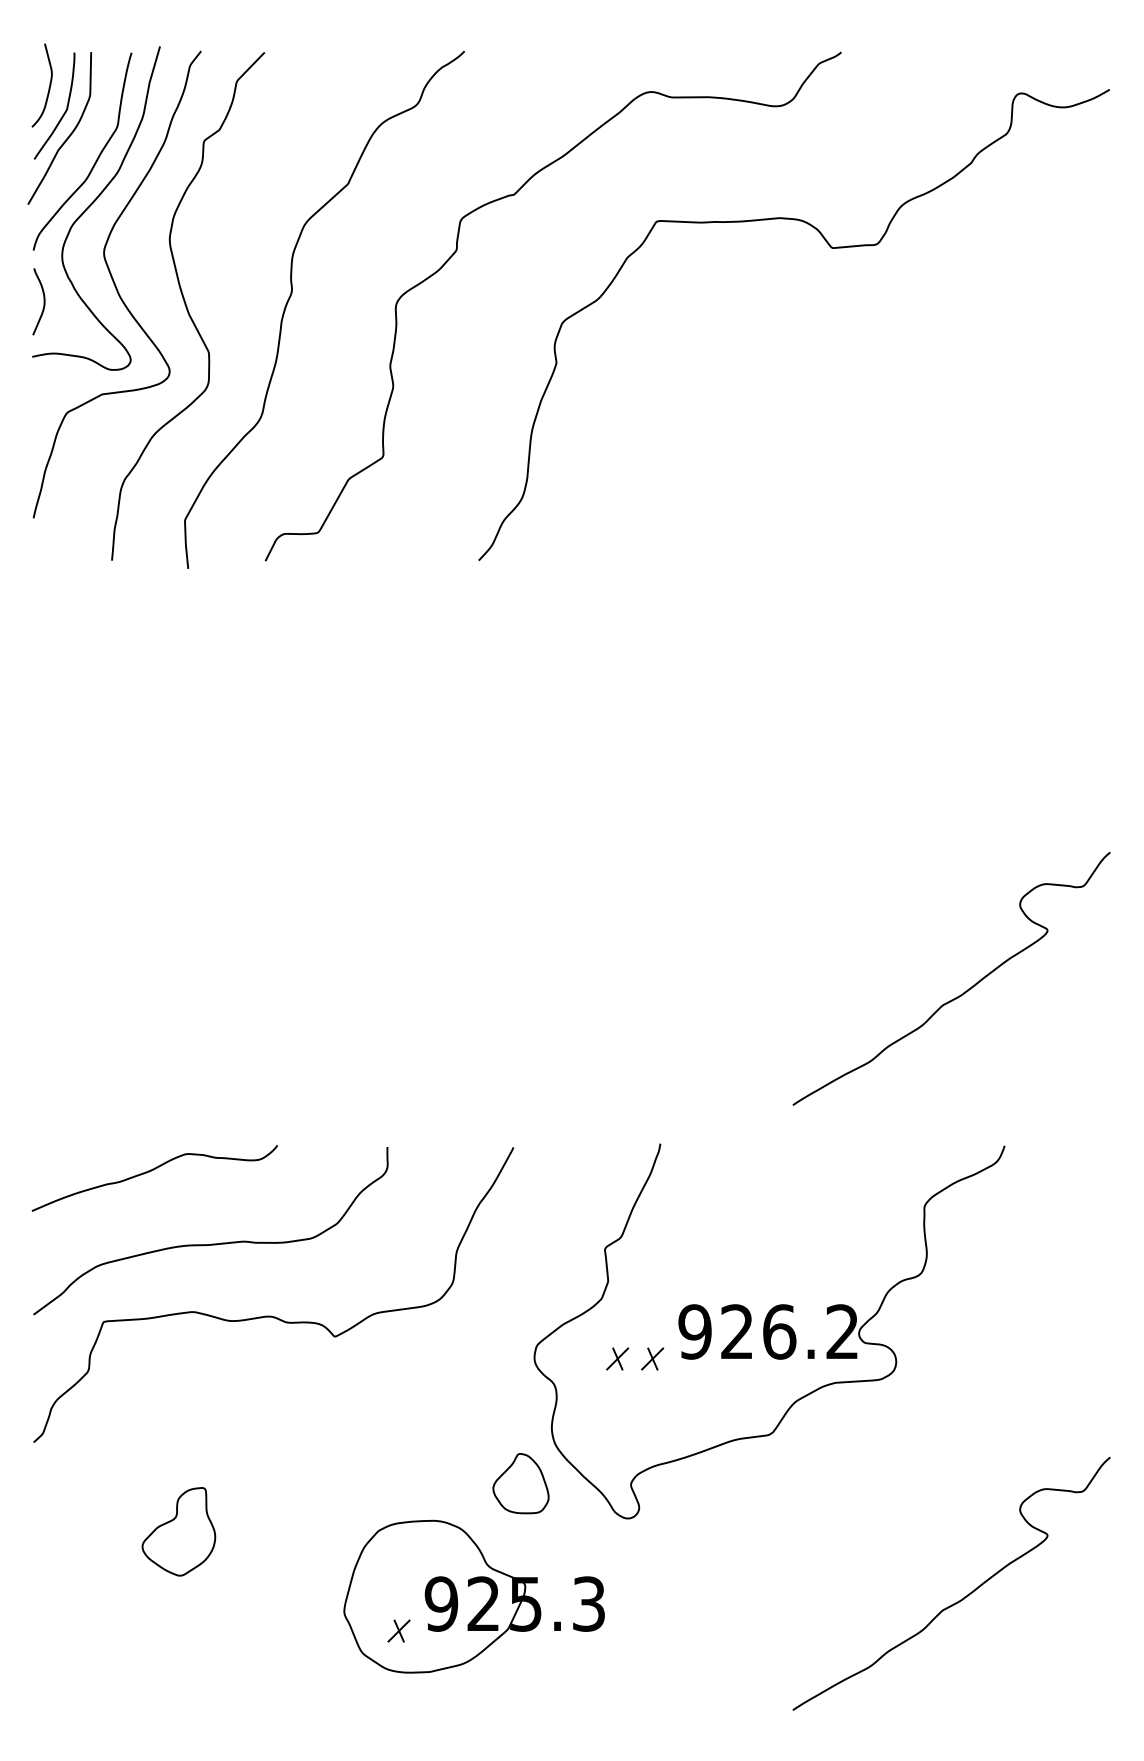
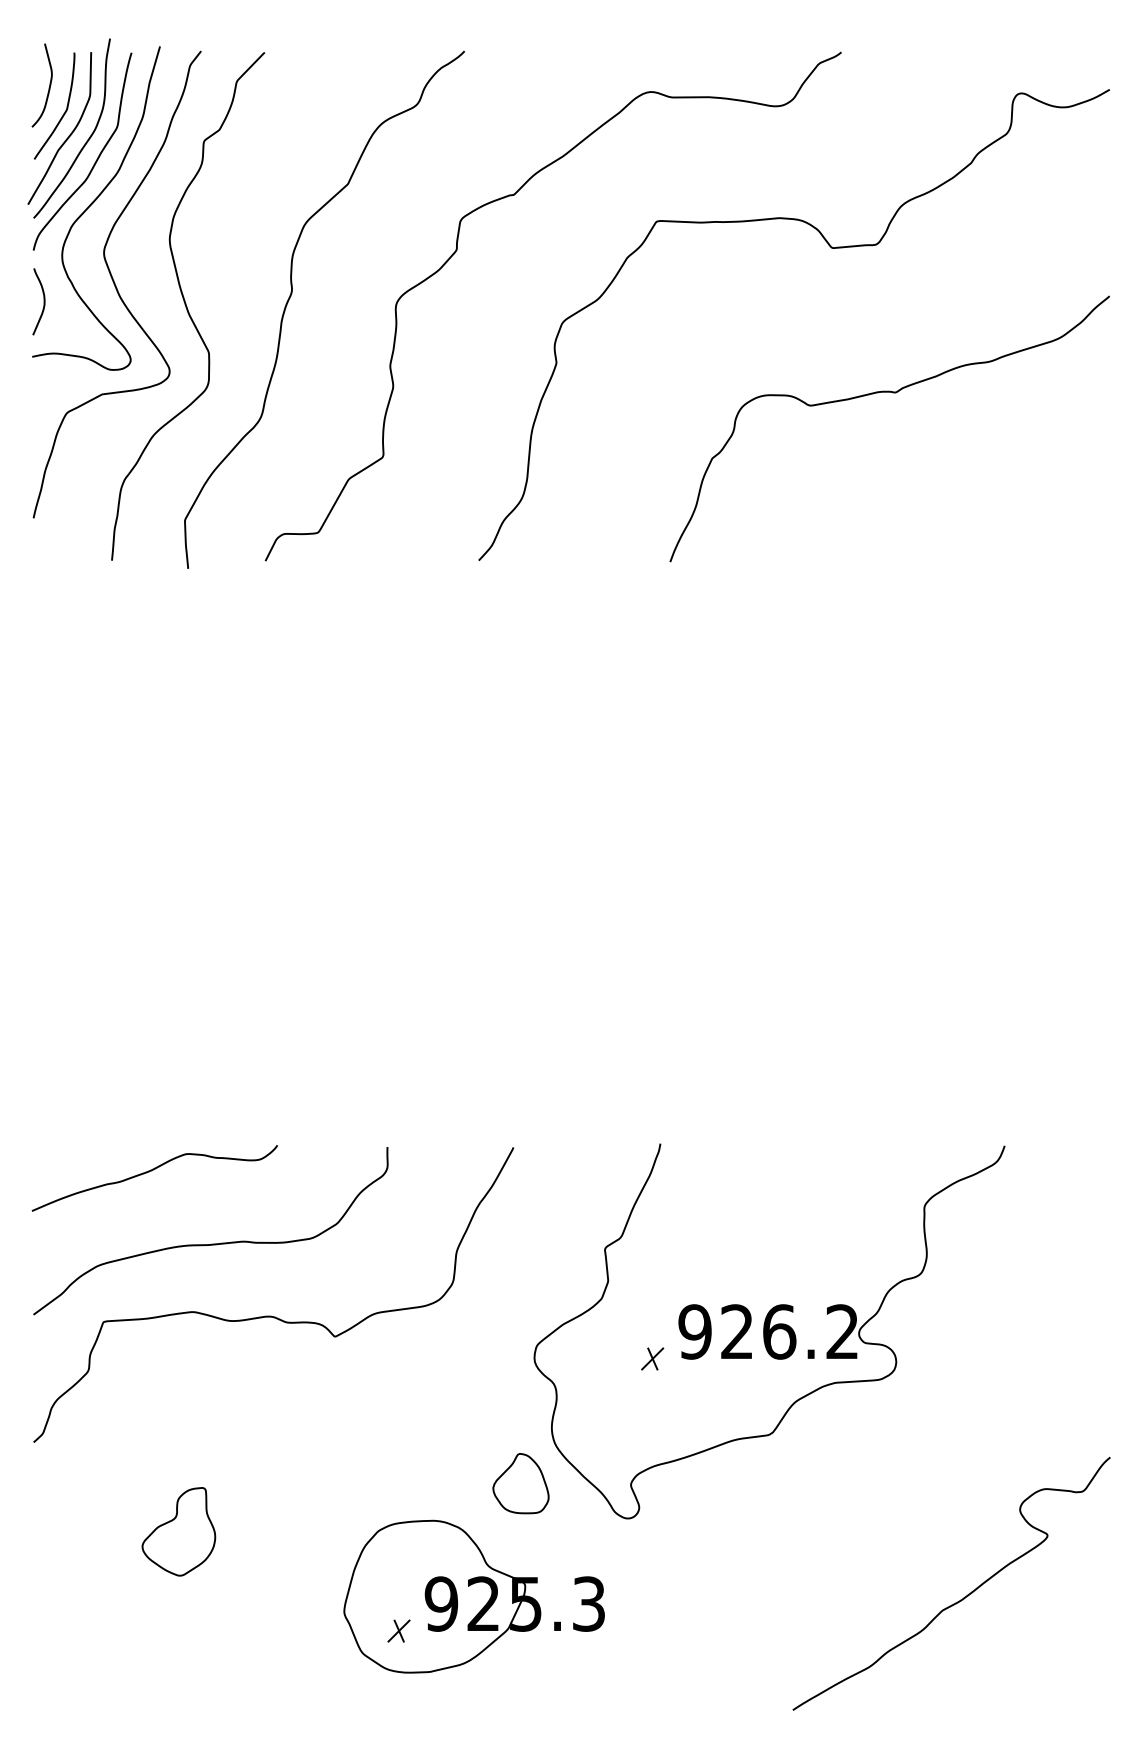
curve: none -> present (87, 139)
curve: none -> present (892, 393)
curve: present -> none (960, 994)
part: present -> none (617, 1358)
